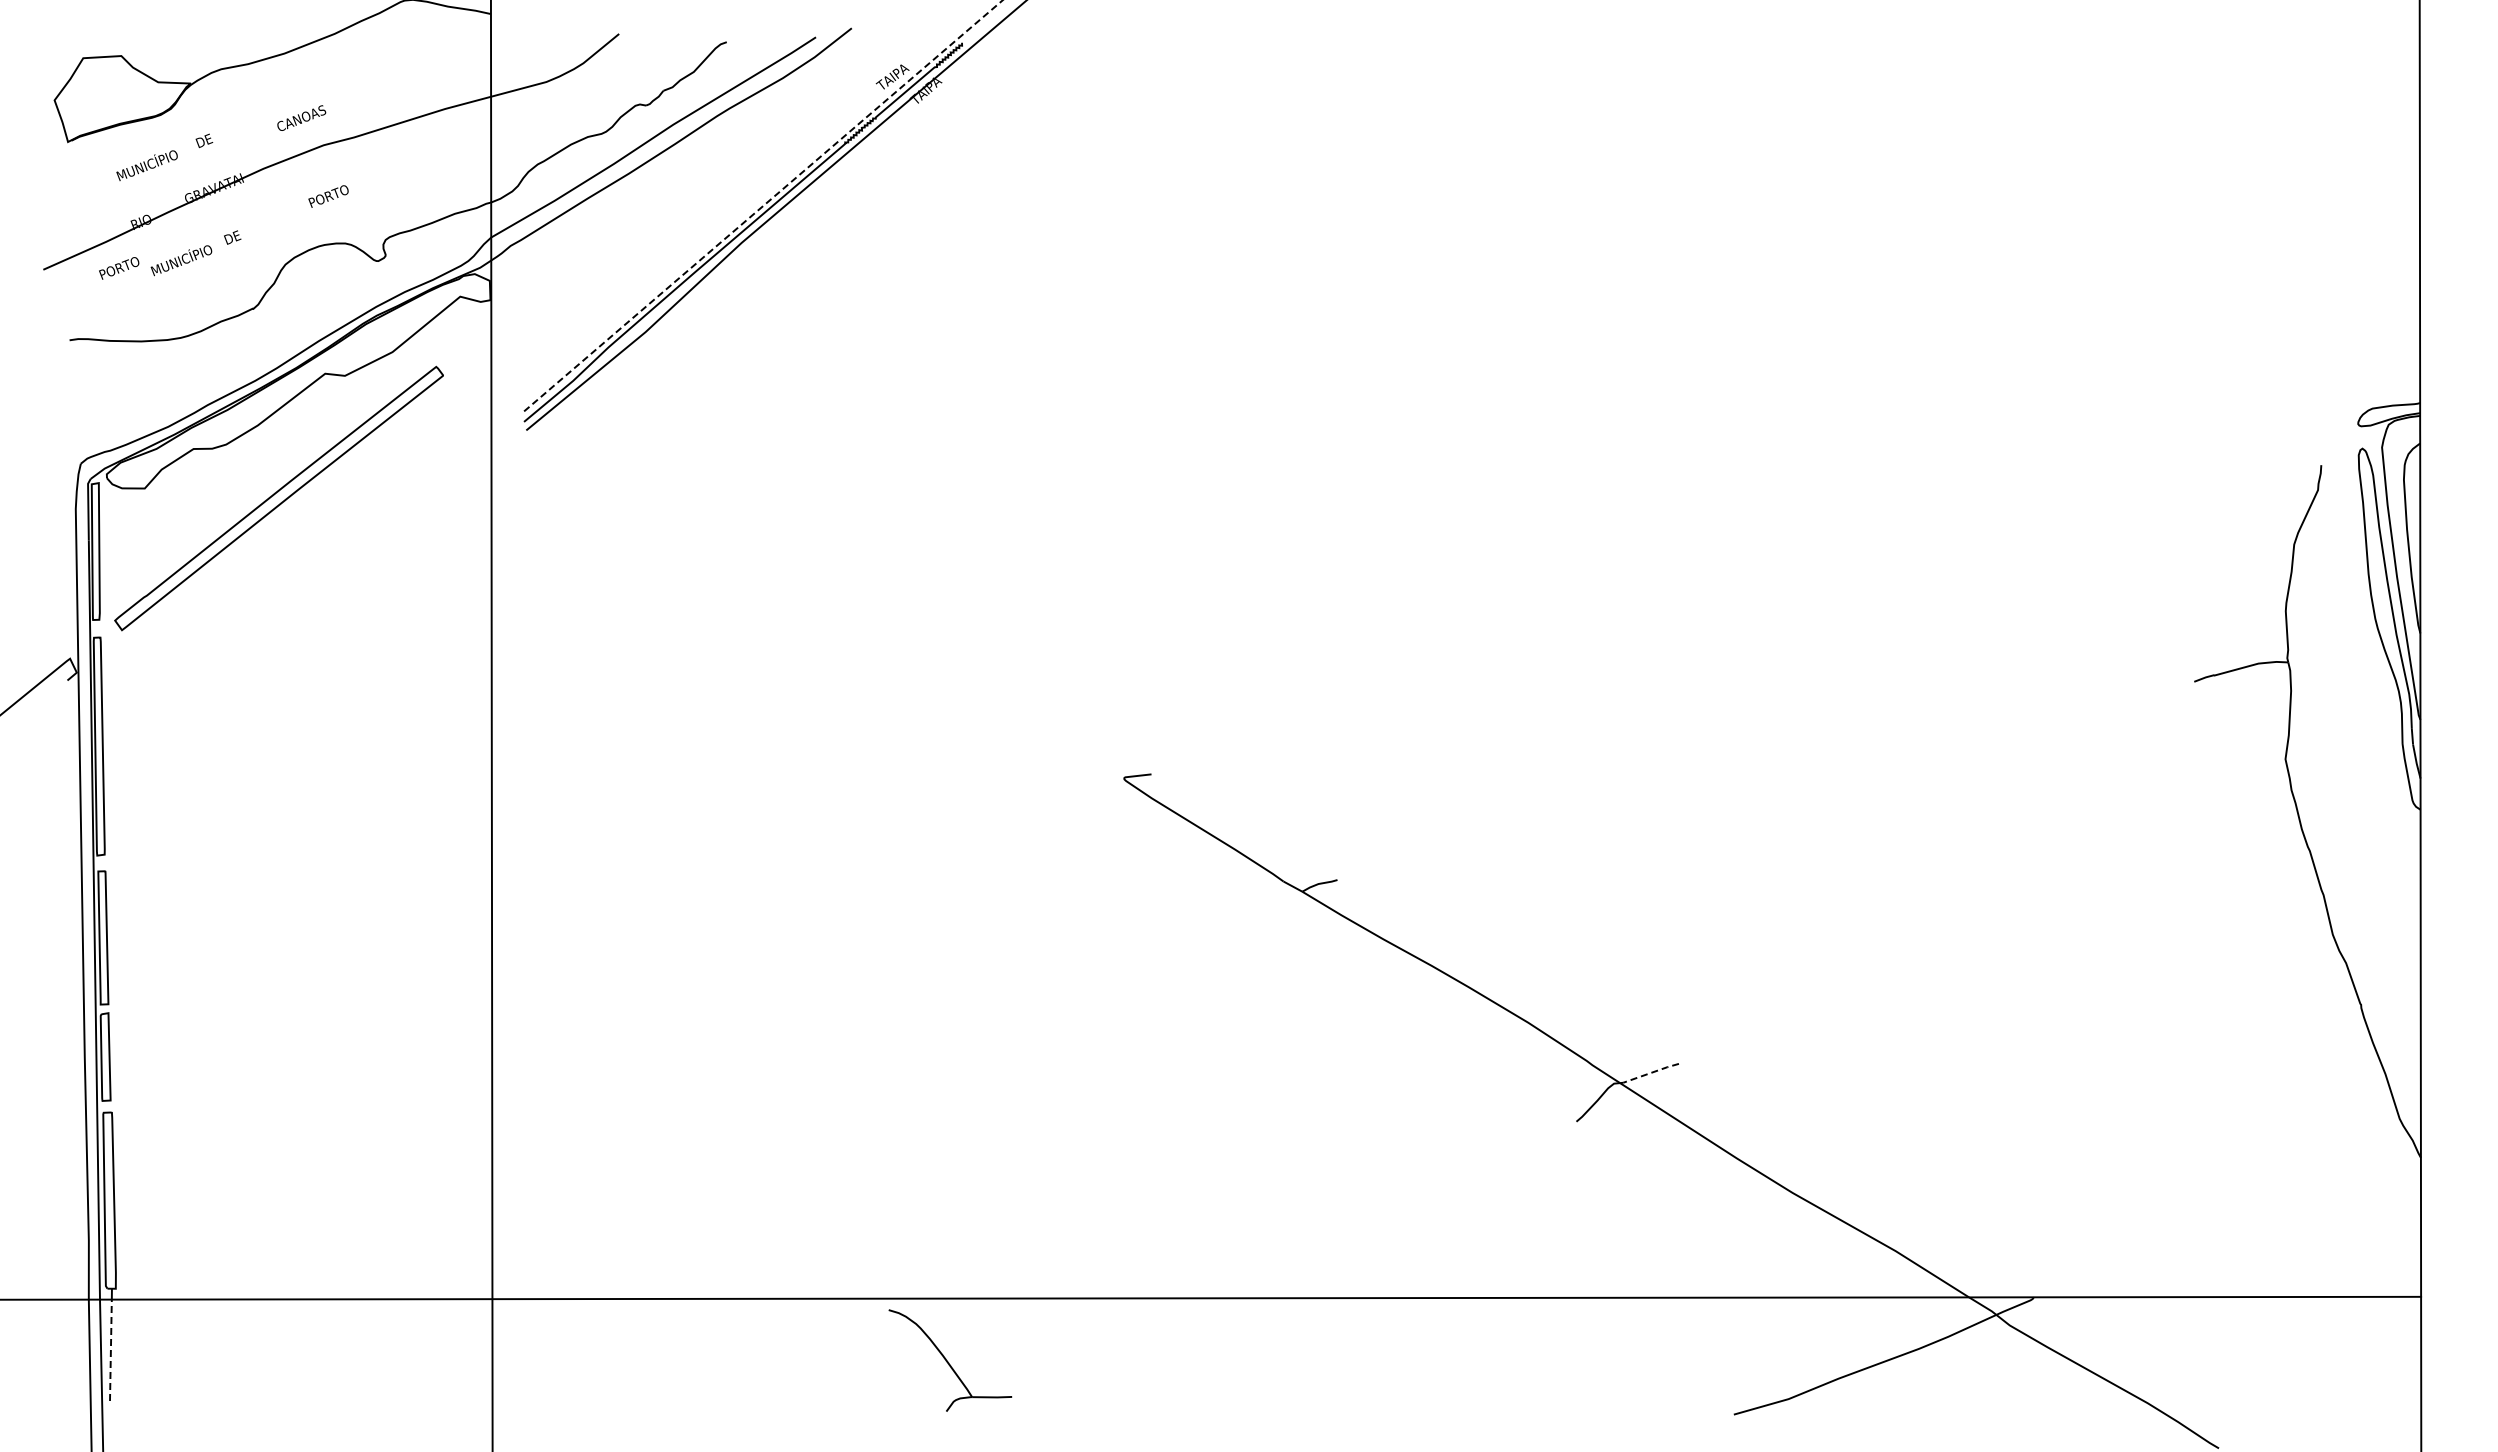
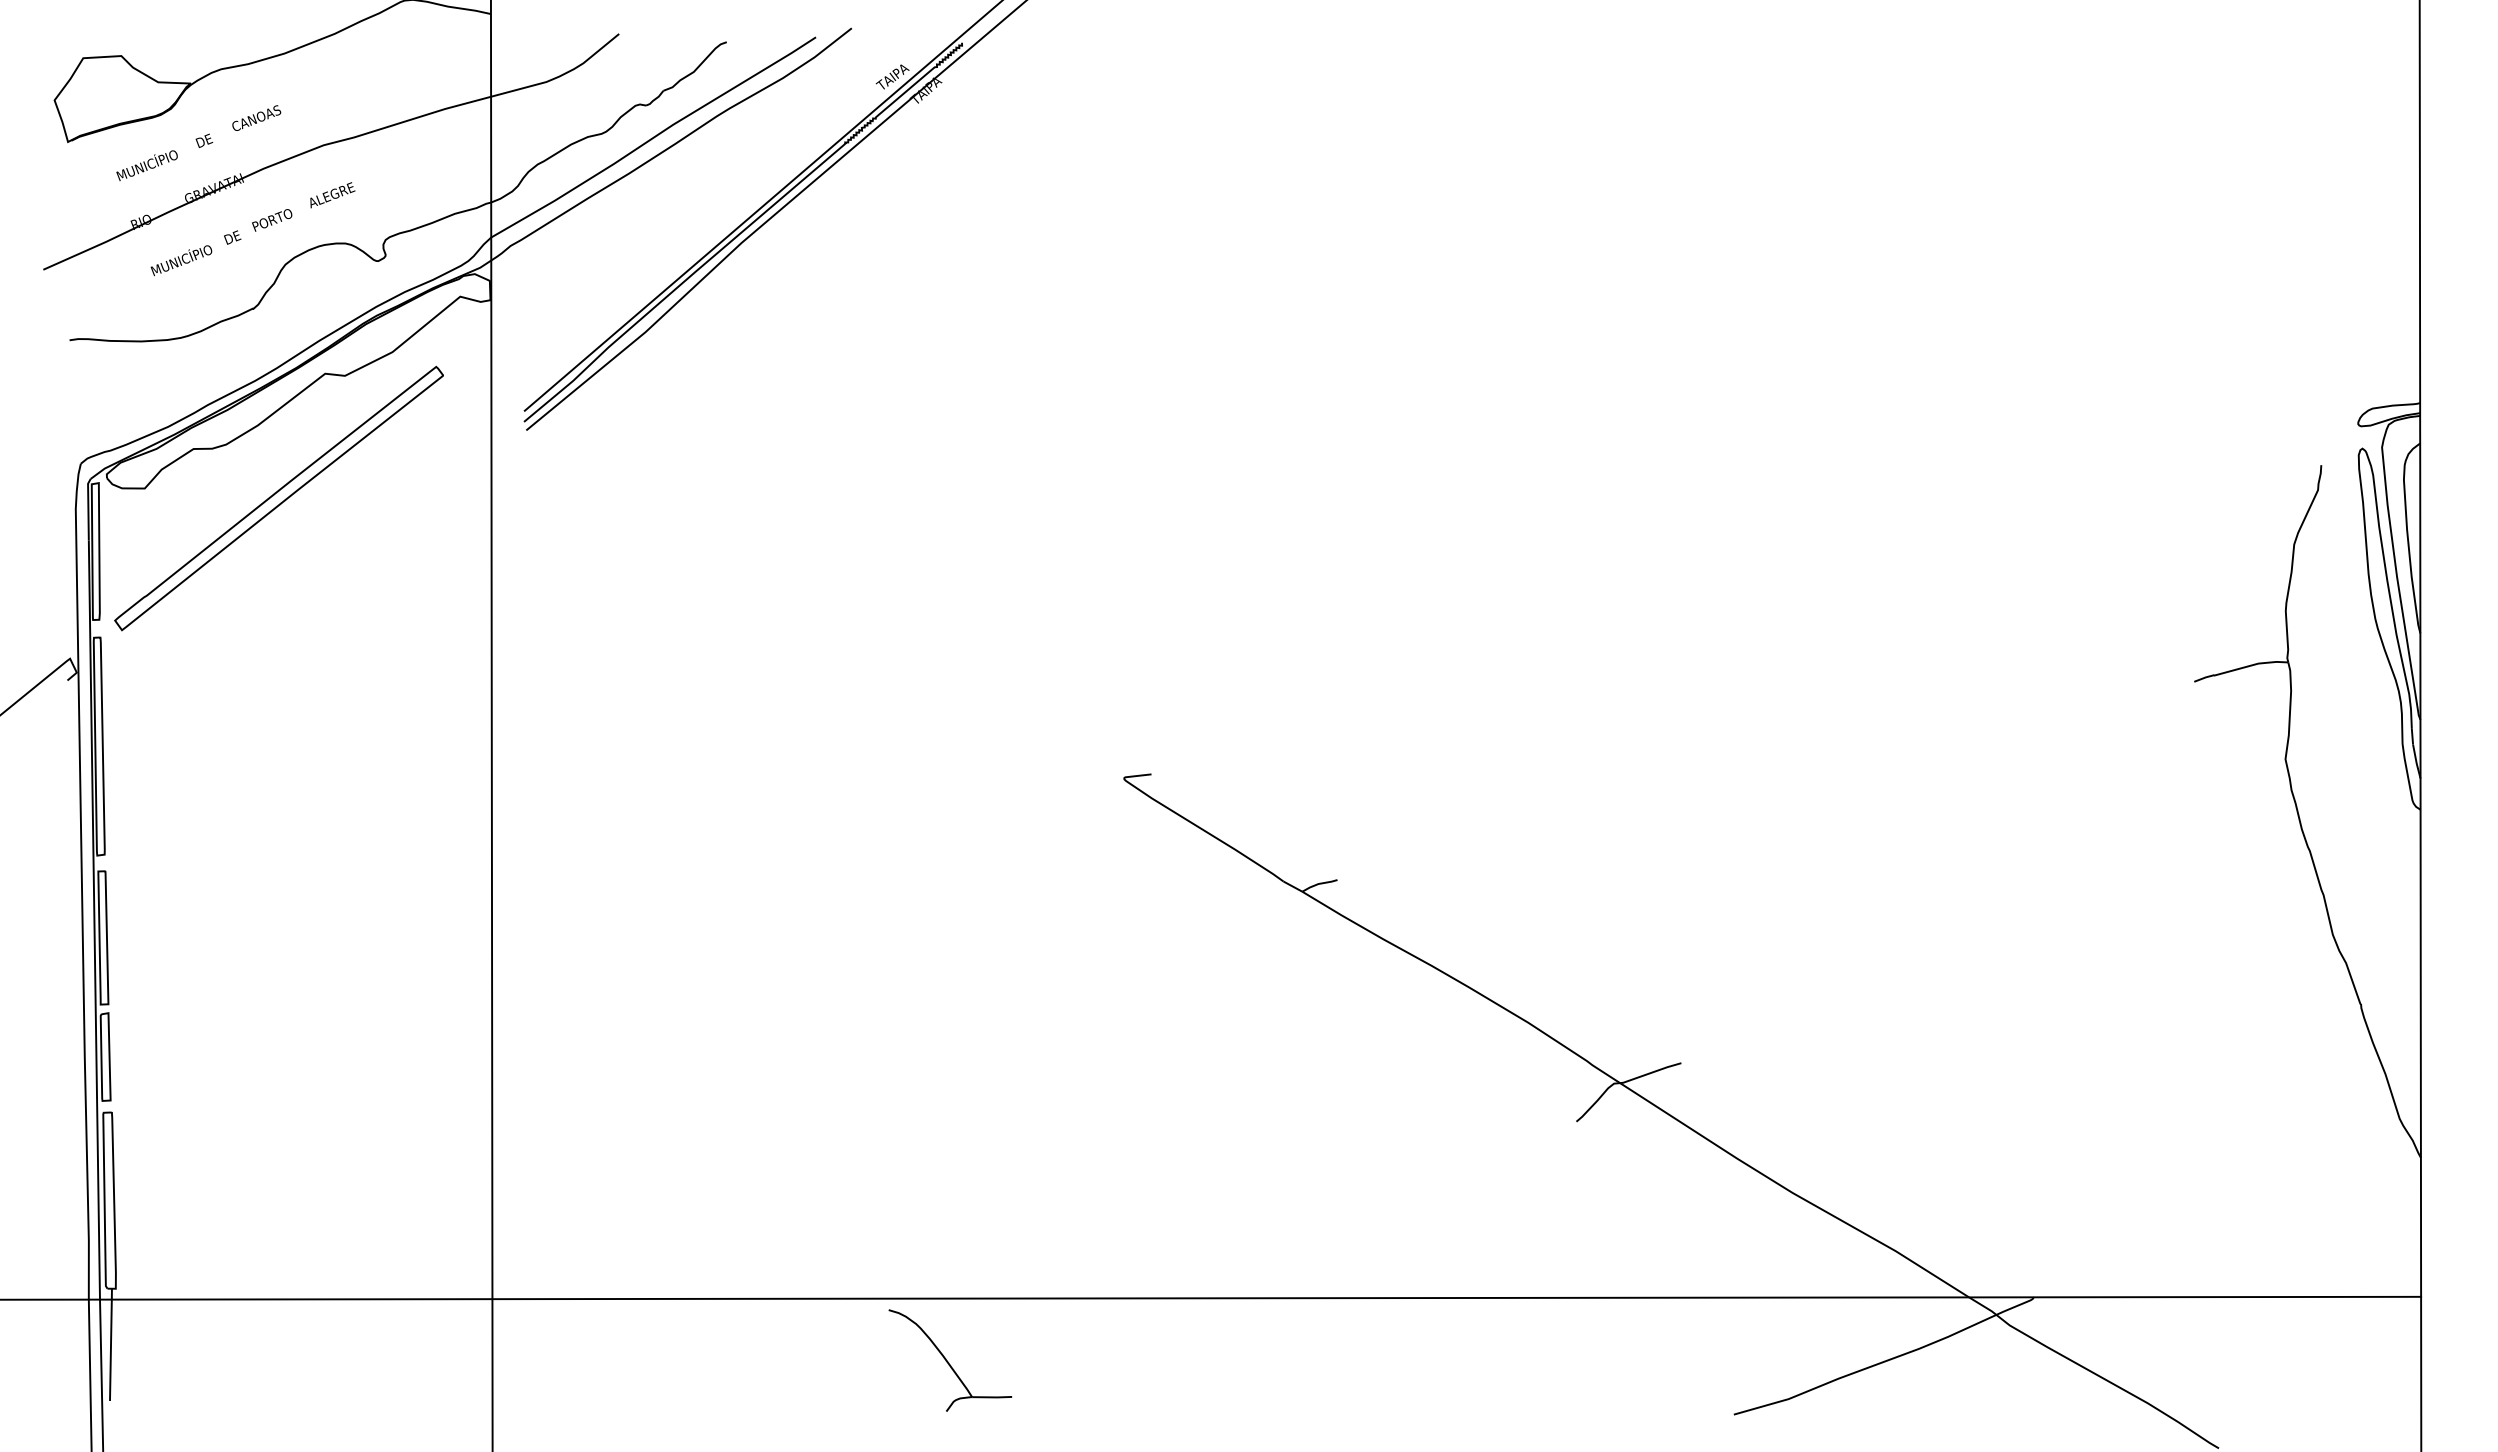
text position: (301, 117) -> (256, 117) (256, 117)
text: PORTO -> ALEGRE (331, 195)
line: dashed -> solid (763, 205)
text position: (119, 268) -> (272, 220) (272, 220)
line: dashed -> solid (1650, 1073)
line: dashed -> solid (110, 1350)
